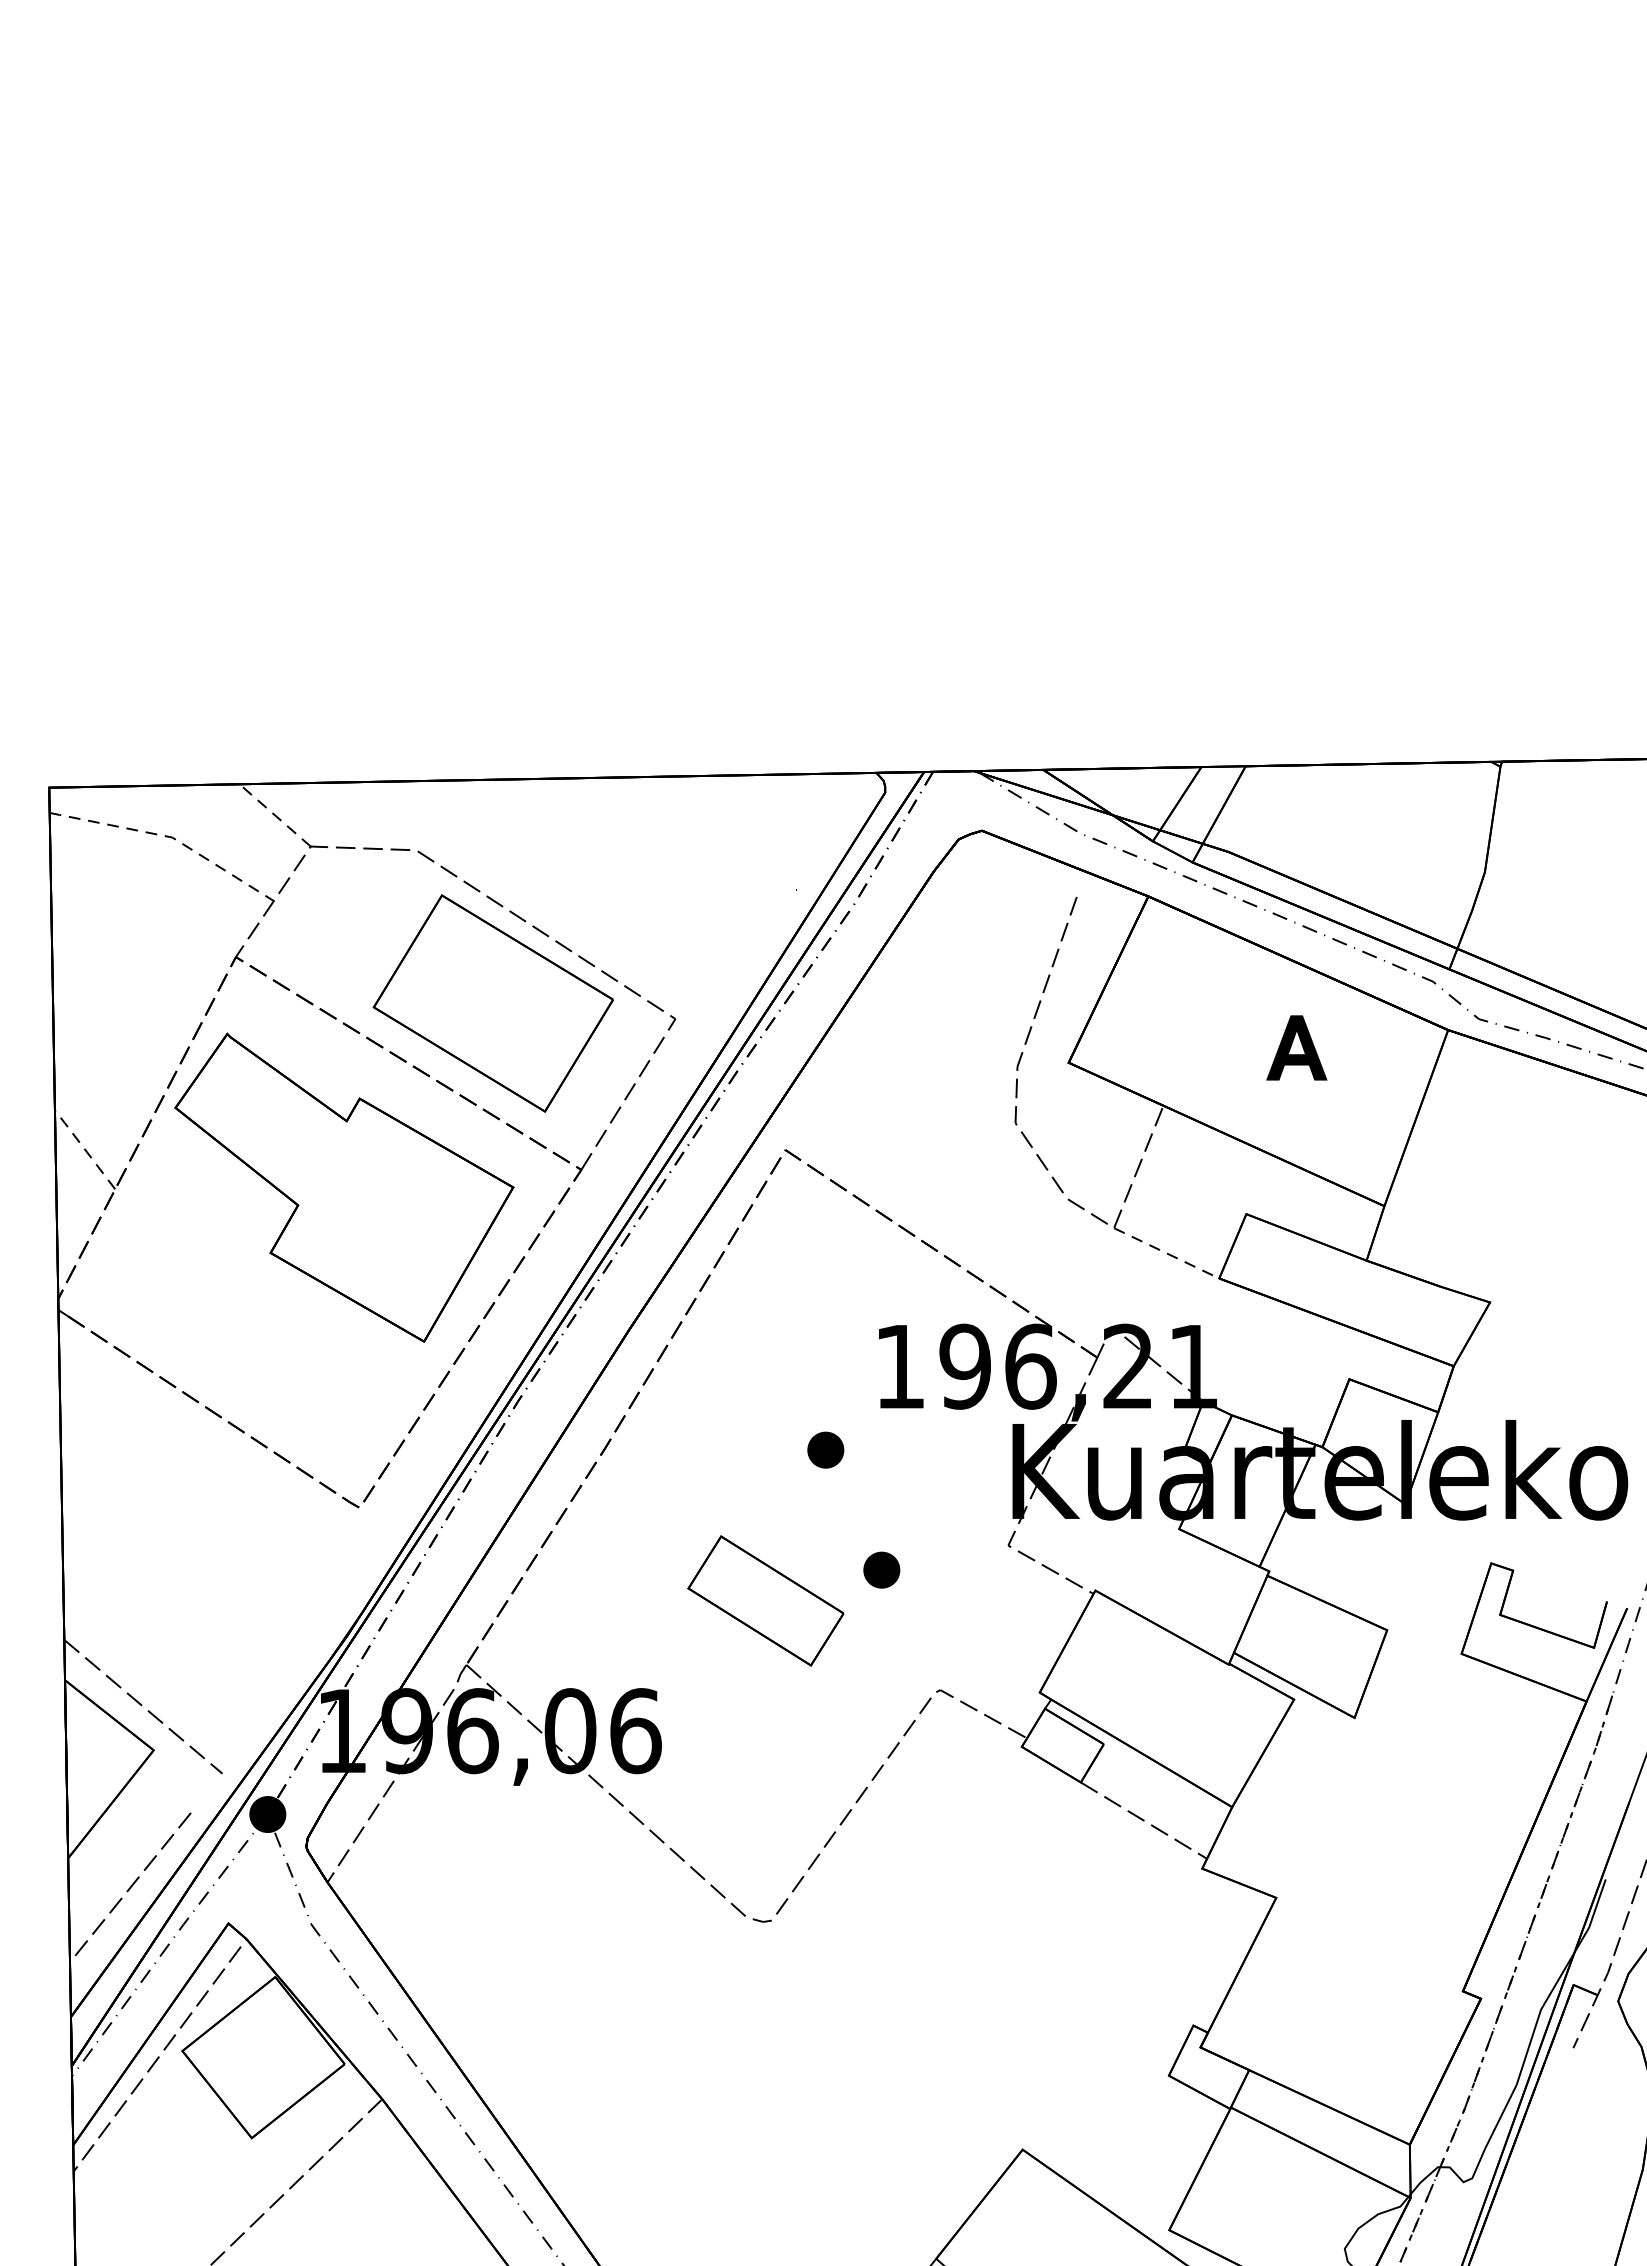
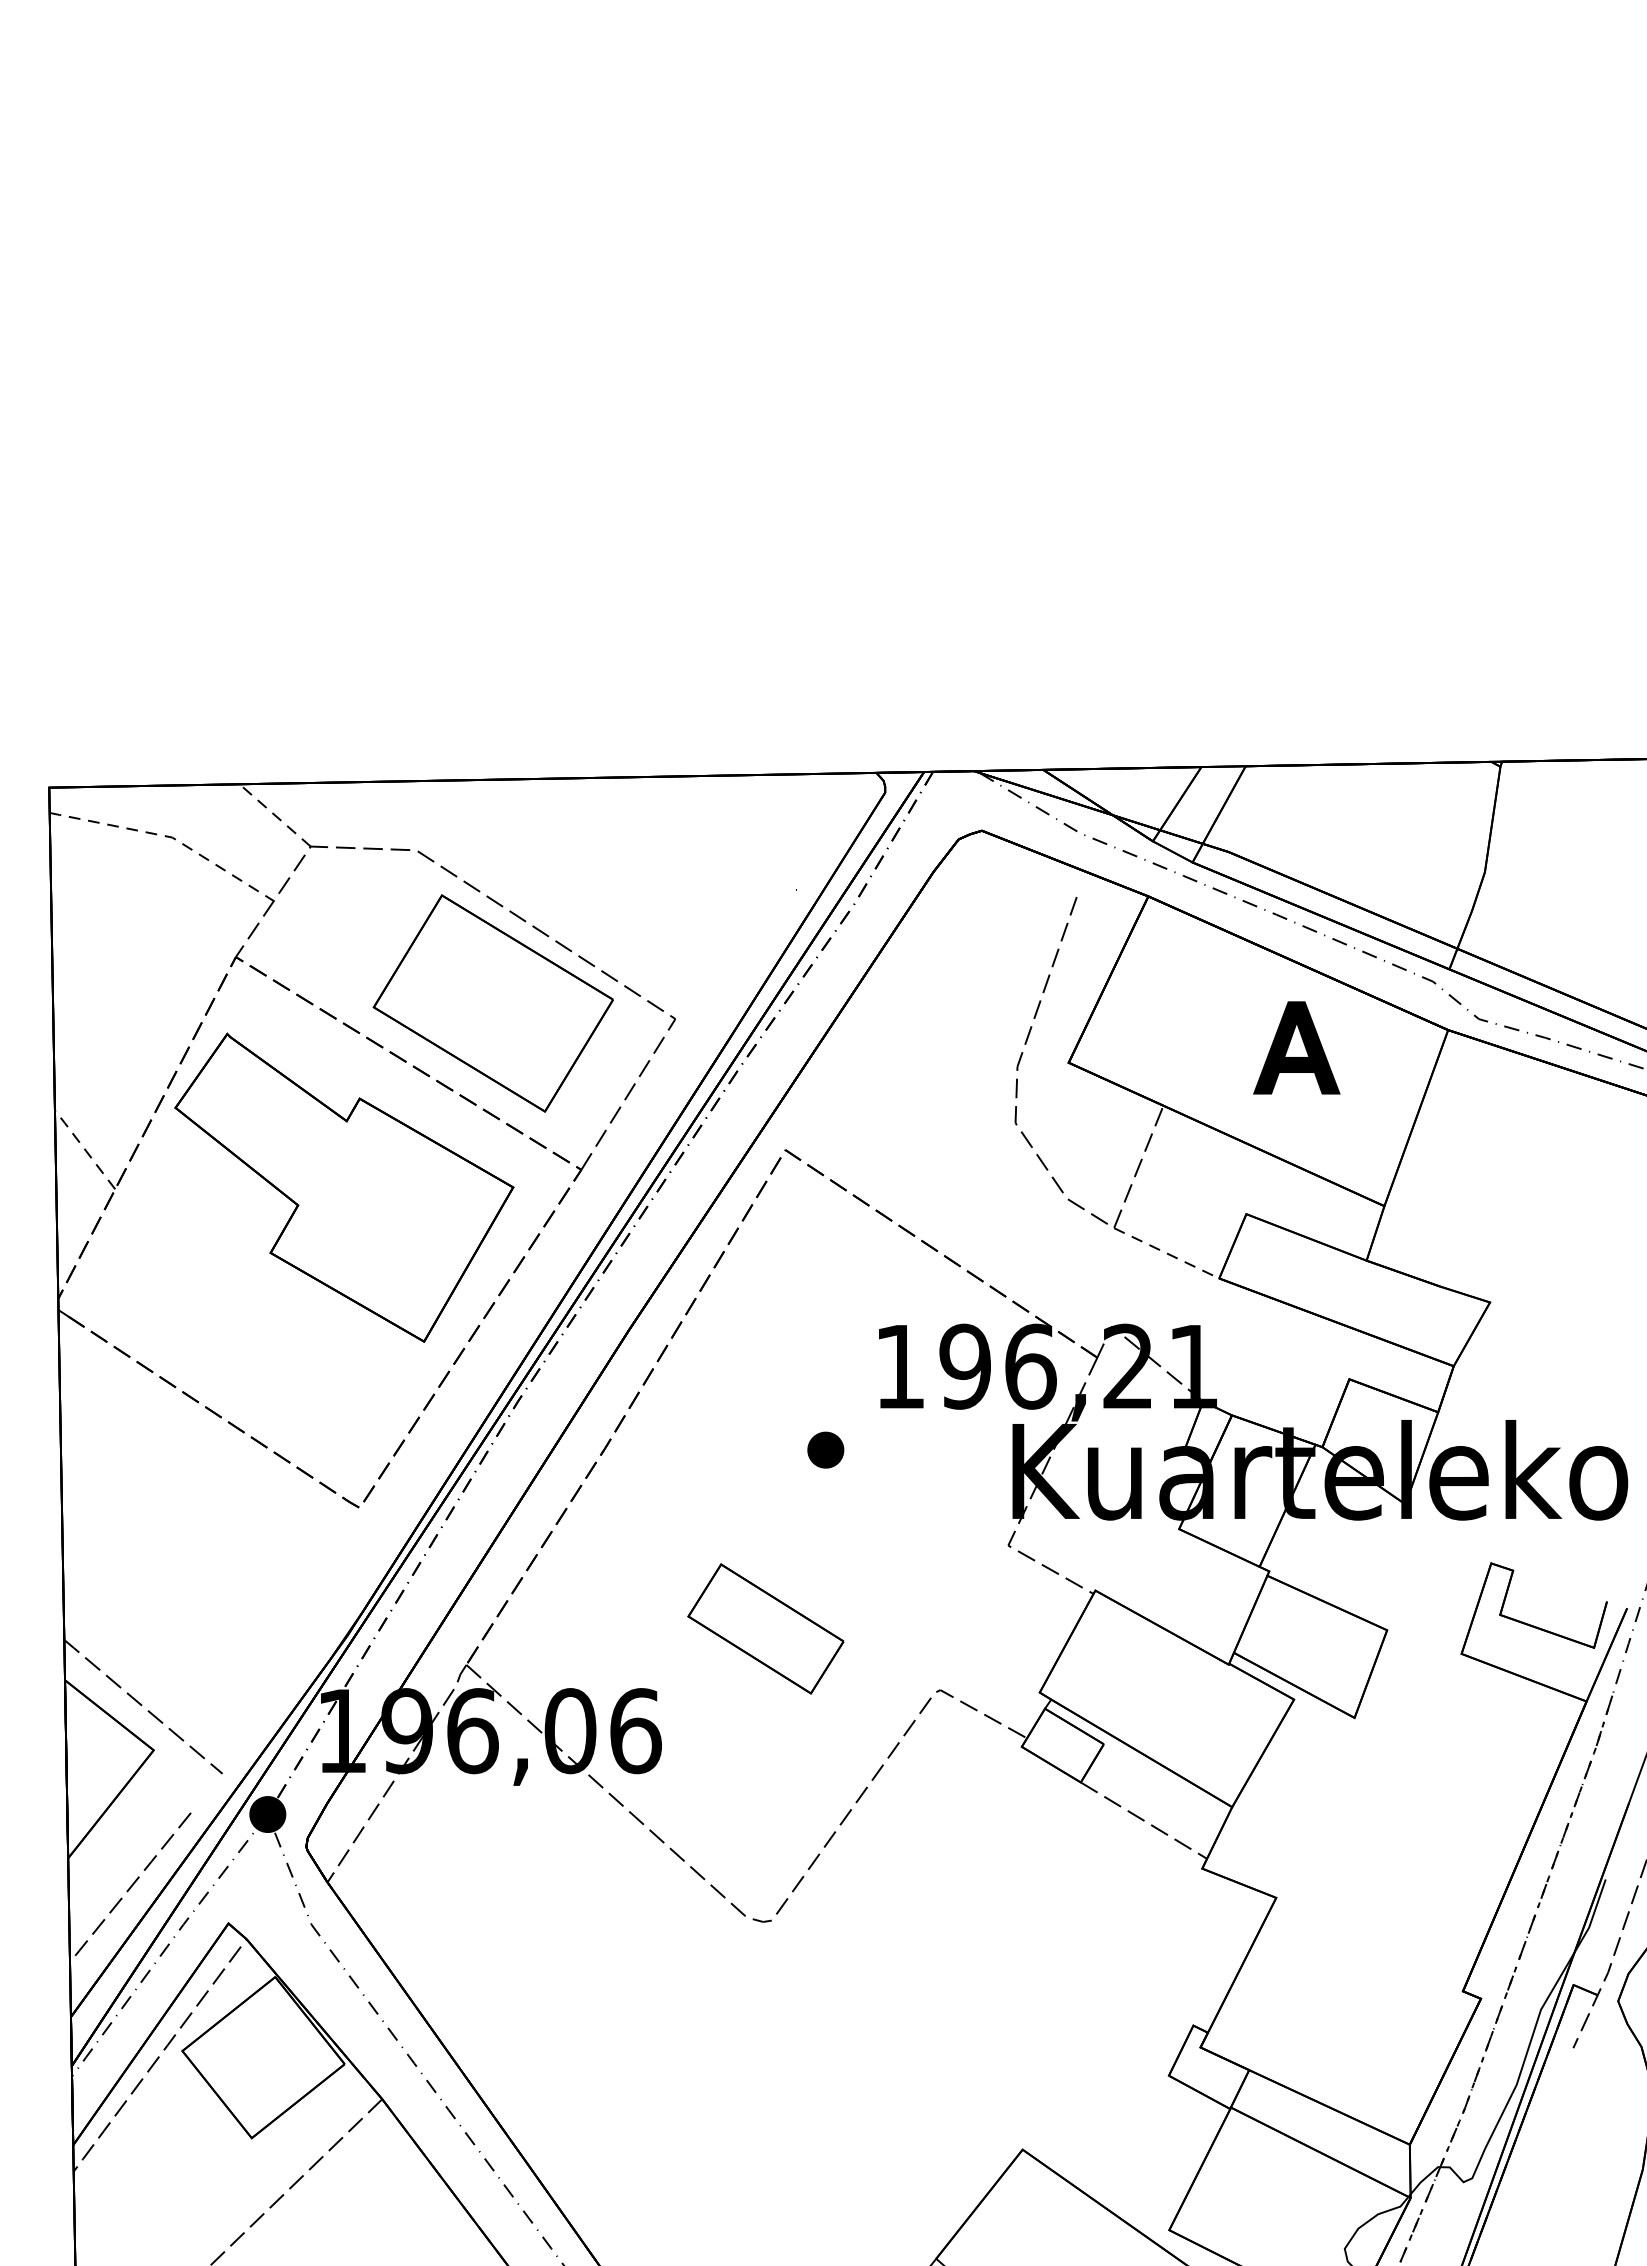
part size: 62x66 px -> 88x94 px (1296, 1047)
part: present -> none (881, 1569)
part position: (765, 1600) -> (765, 1628) (765, 1628)
